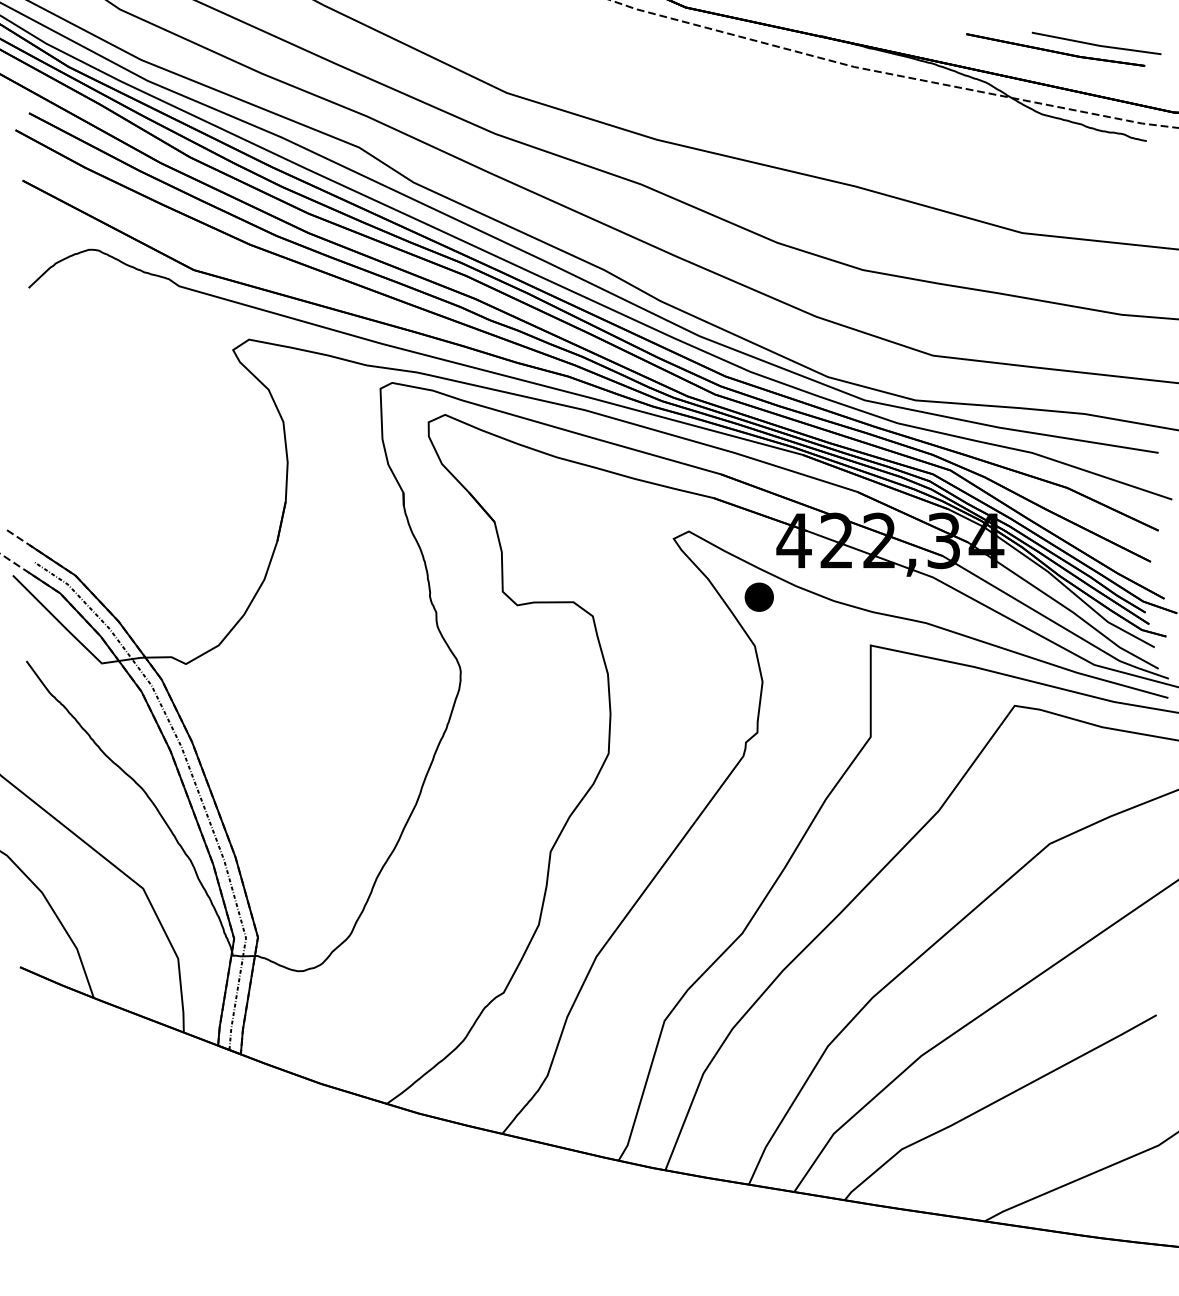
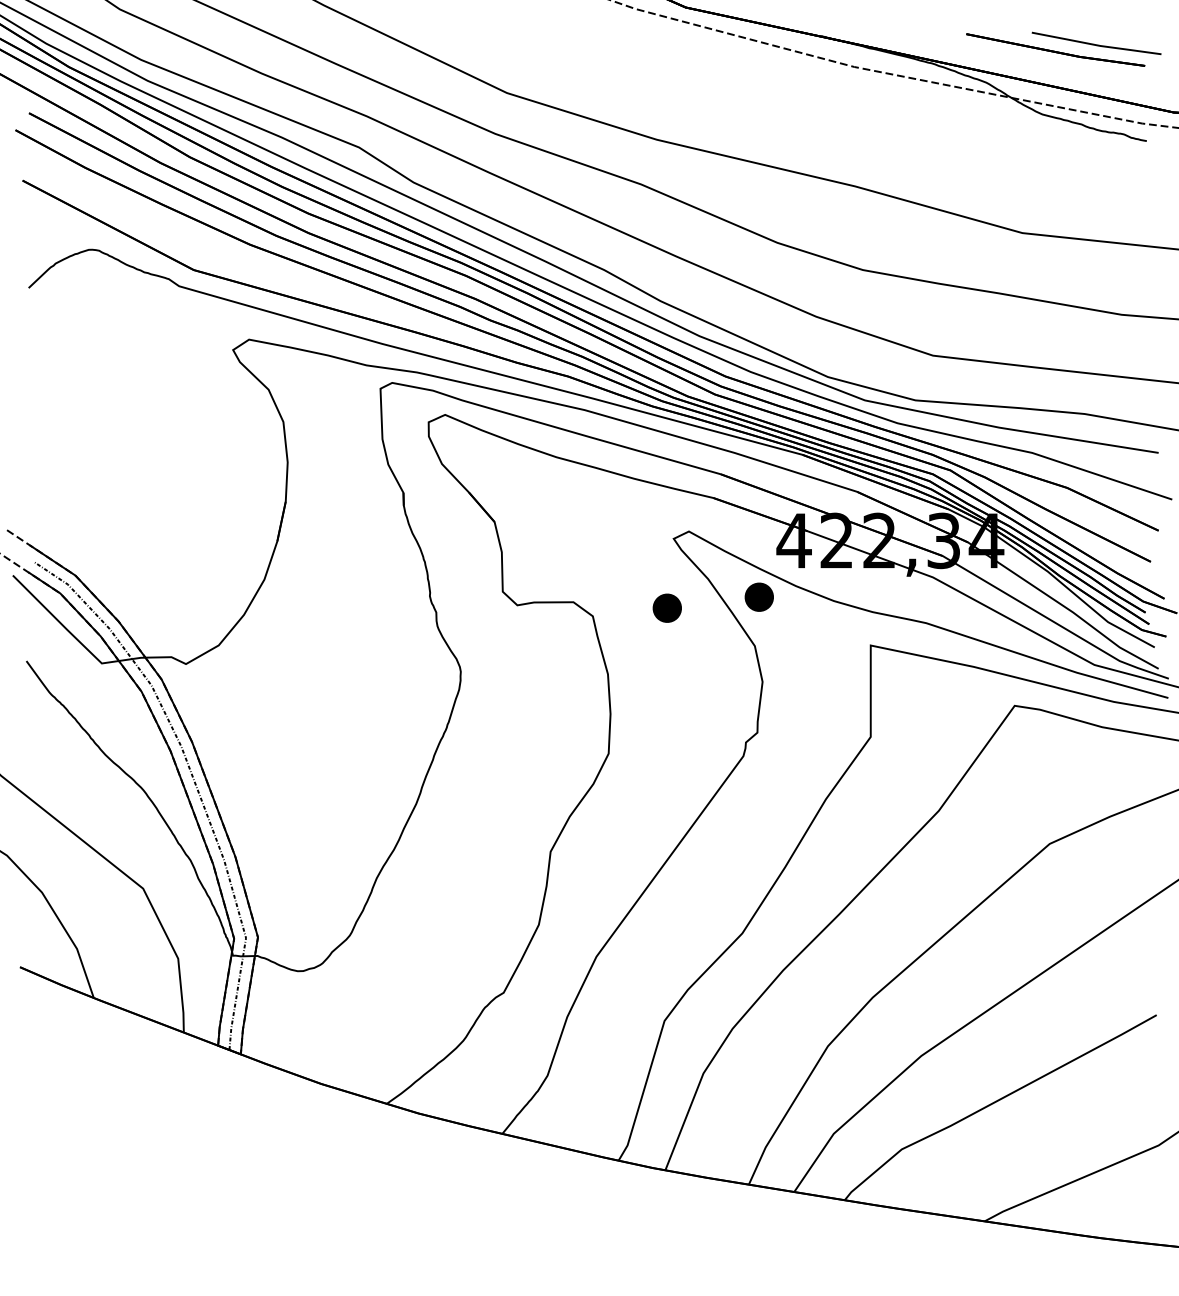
part: none -> present (666, 607)
